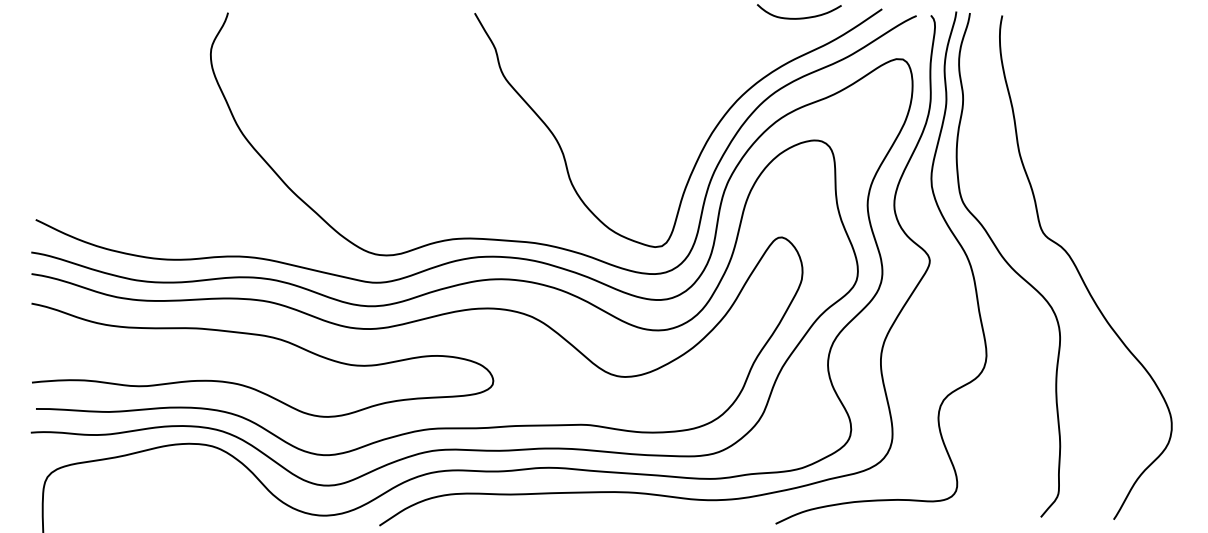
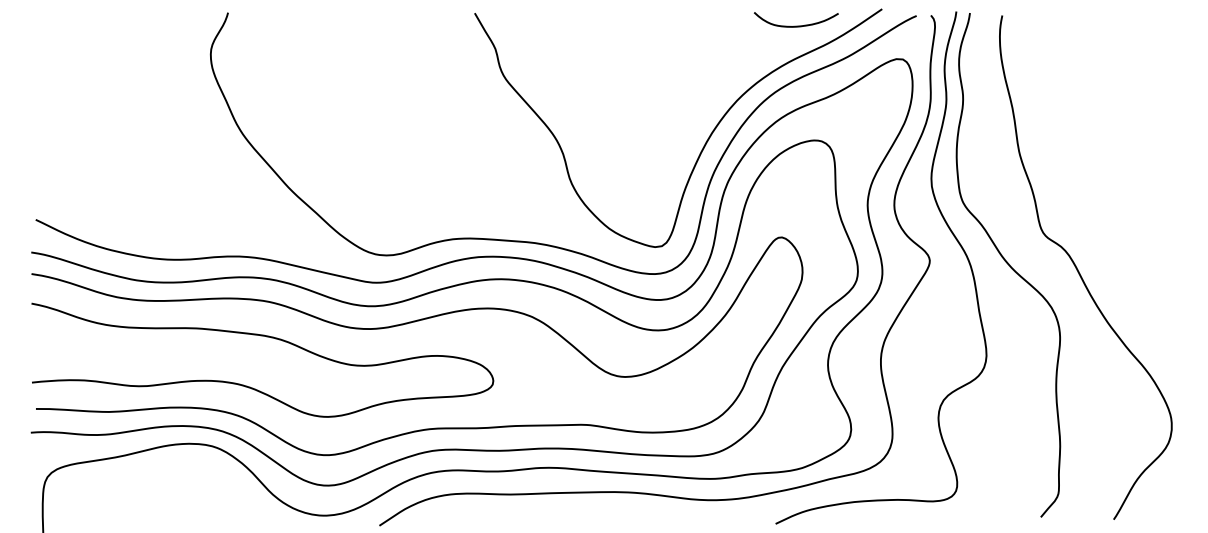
curve position: (799, 17) -> (796, 25) (796, 25)
